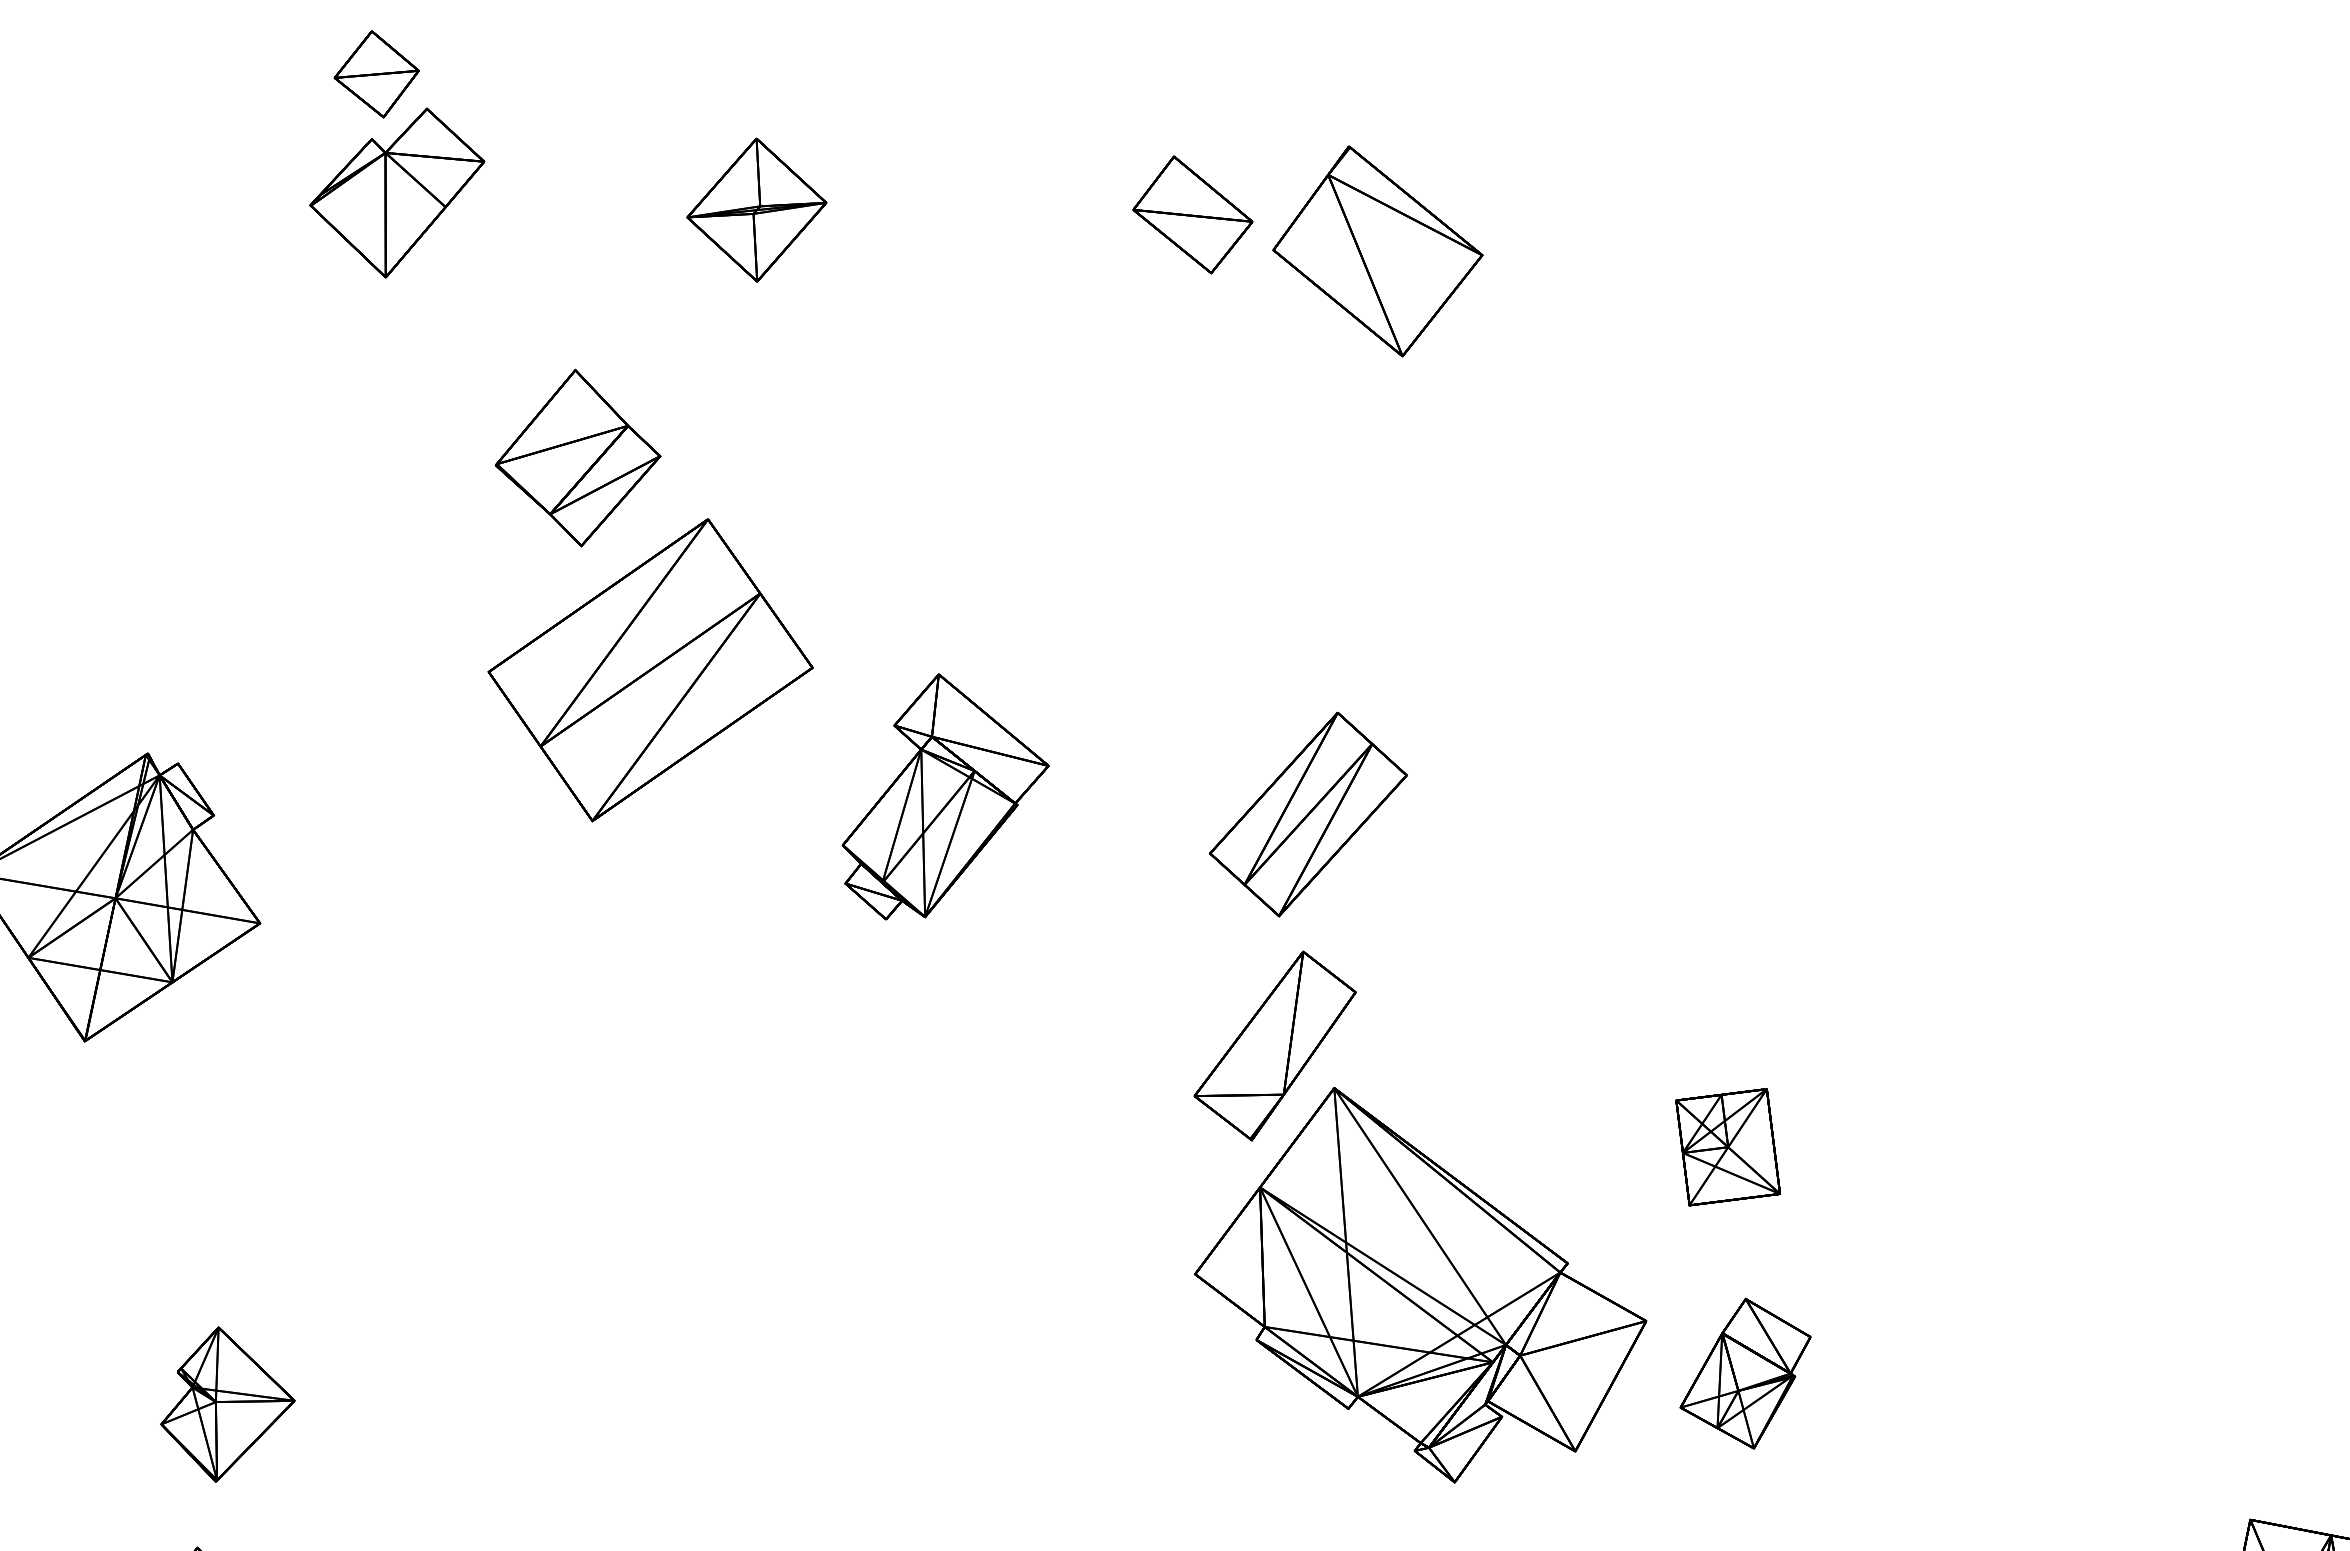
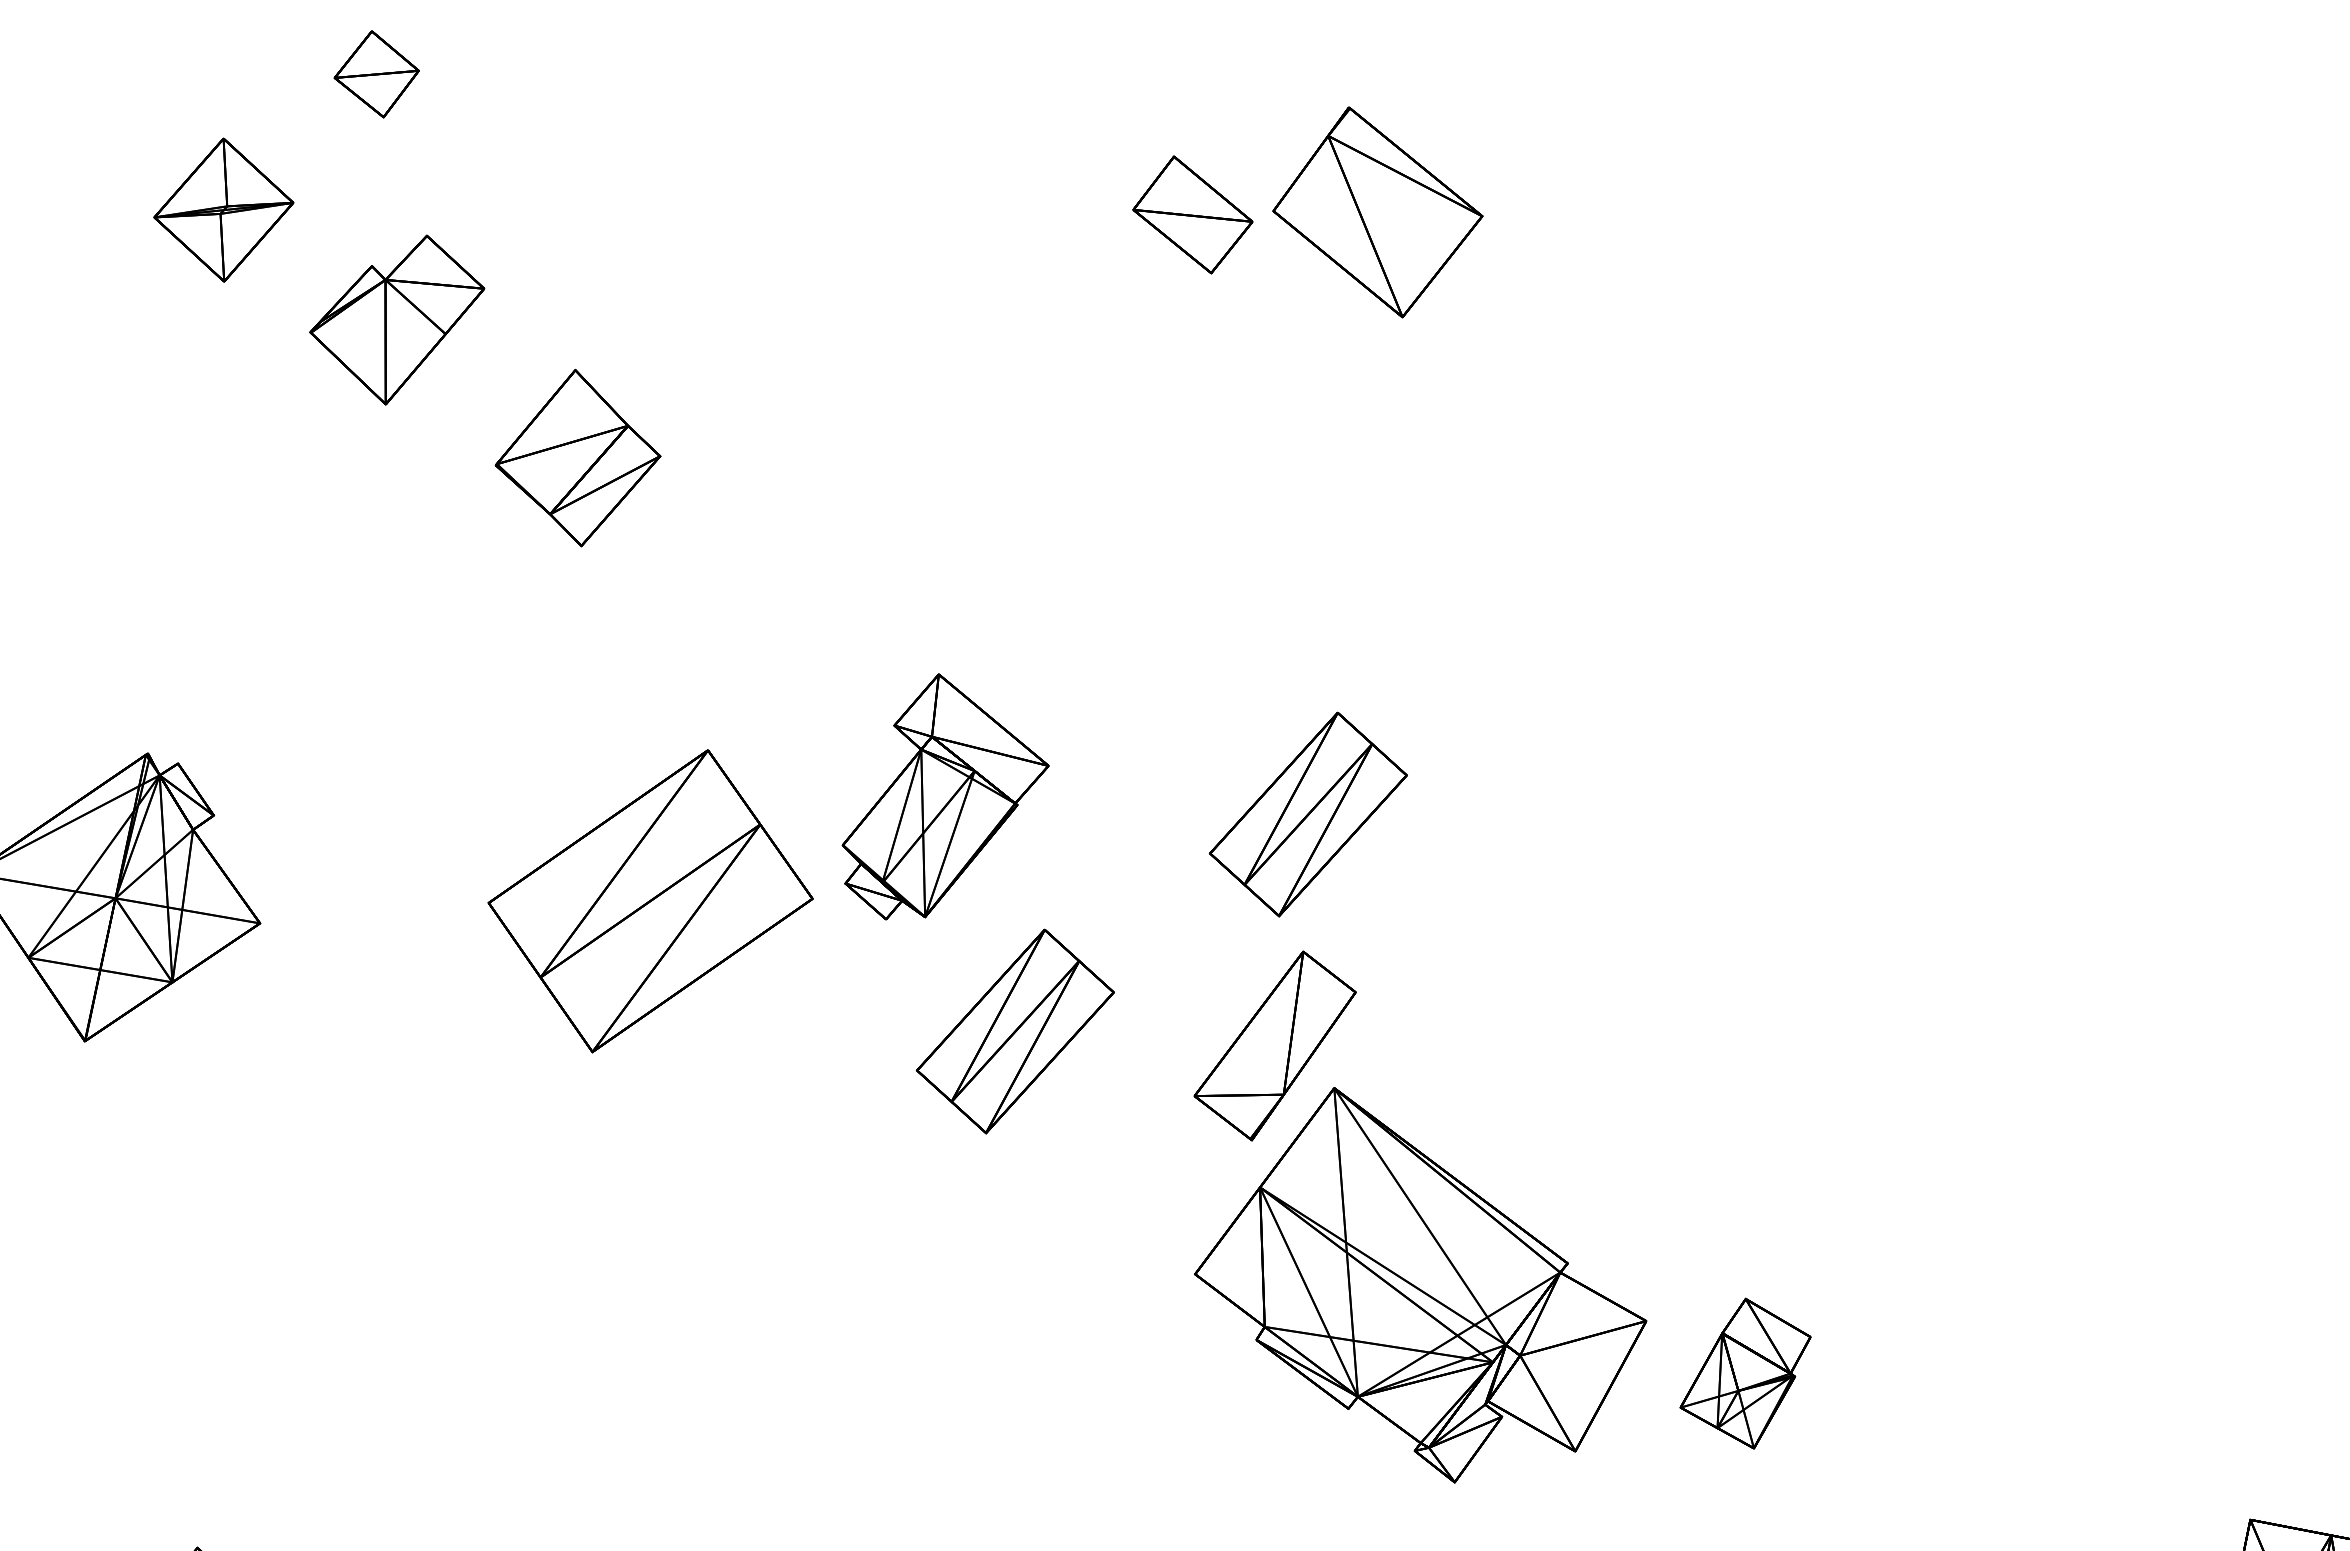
part position: (397, 192) -> (397, 319) (397, 319)
part position: (756, 209) -> (223, 209) (223, 209)
part position: (1377, 251) -> (1377, 212) (1377, 212)
part position: (650, 670) -> (650, 901) (650, 901)
part: none -> present (1014, 1031)
part: present -> none (1727, 1147)
part: present -> none (227, 1404)
